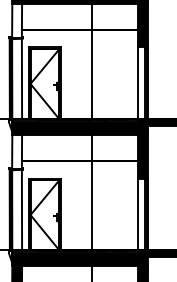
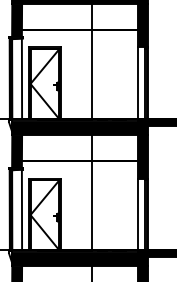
fill: none -> present (17, 20)
fill: none -> present (17, 151)
